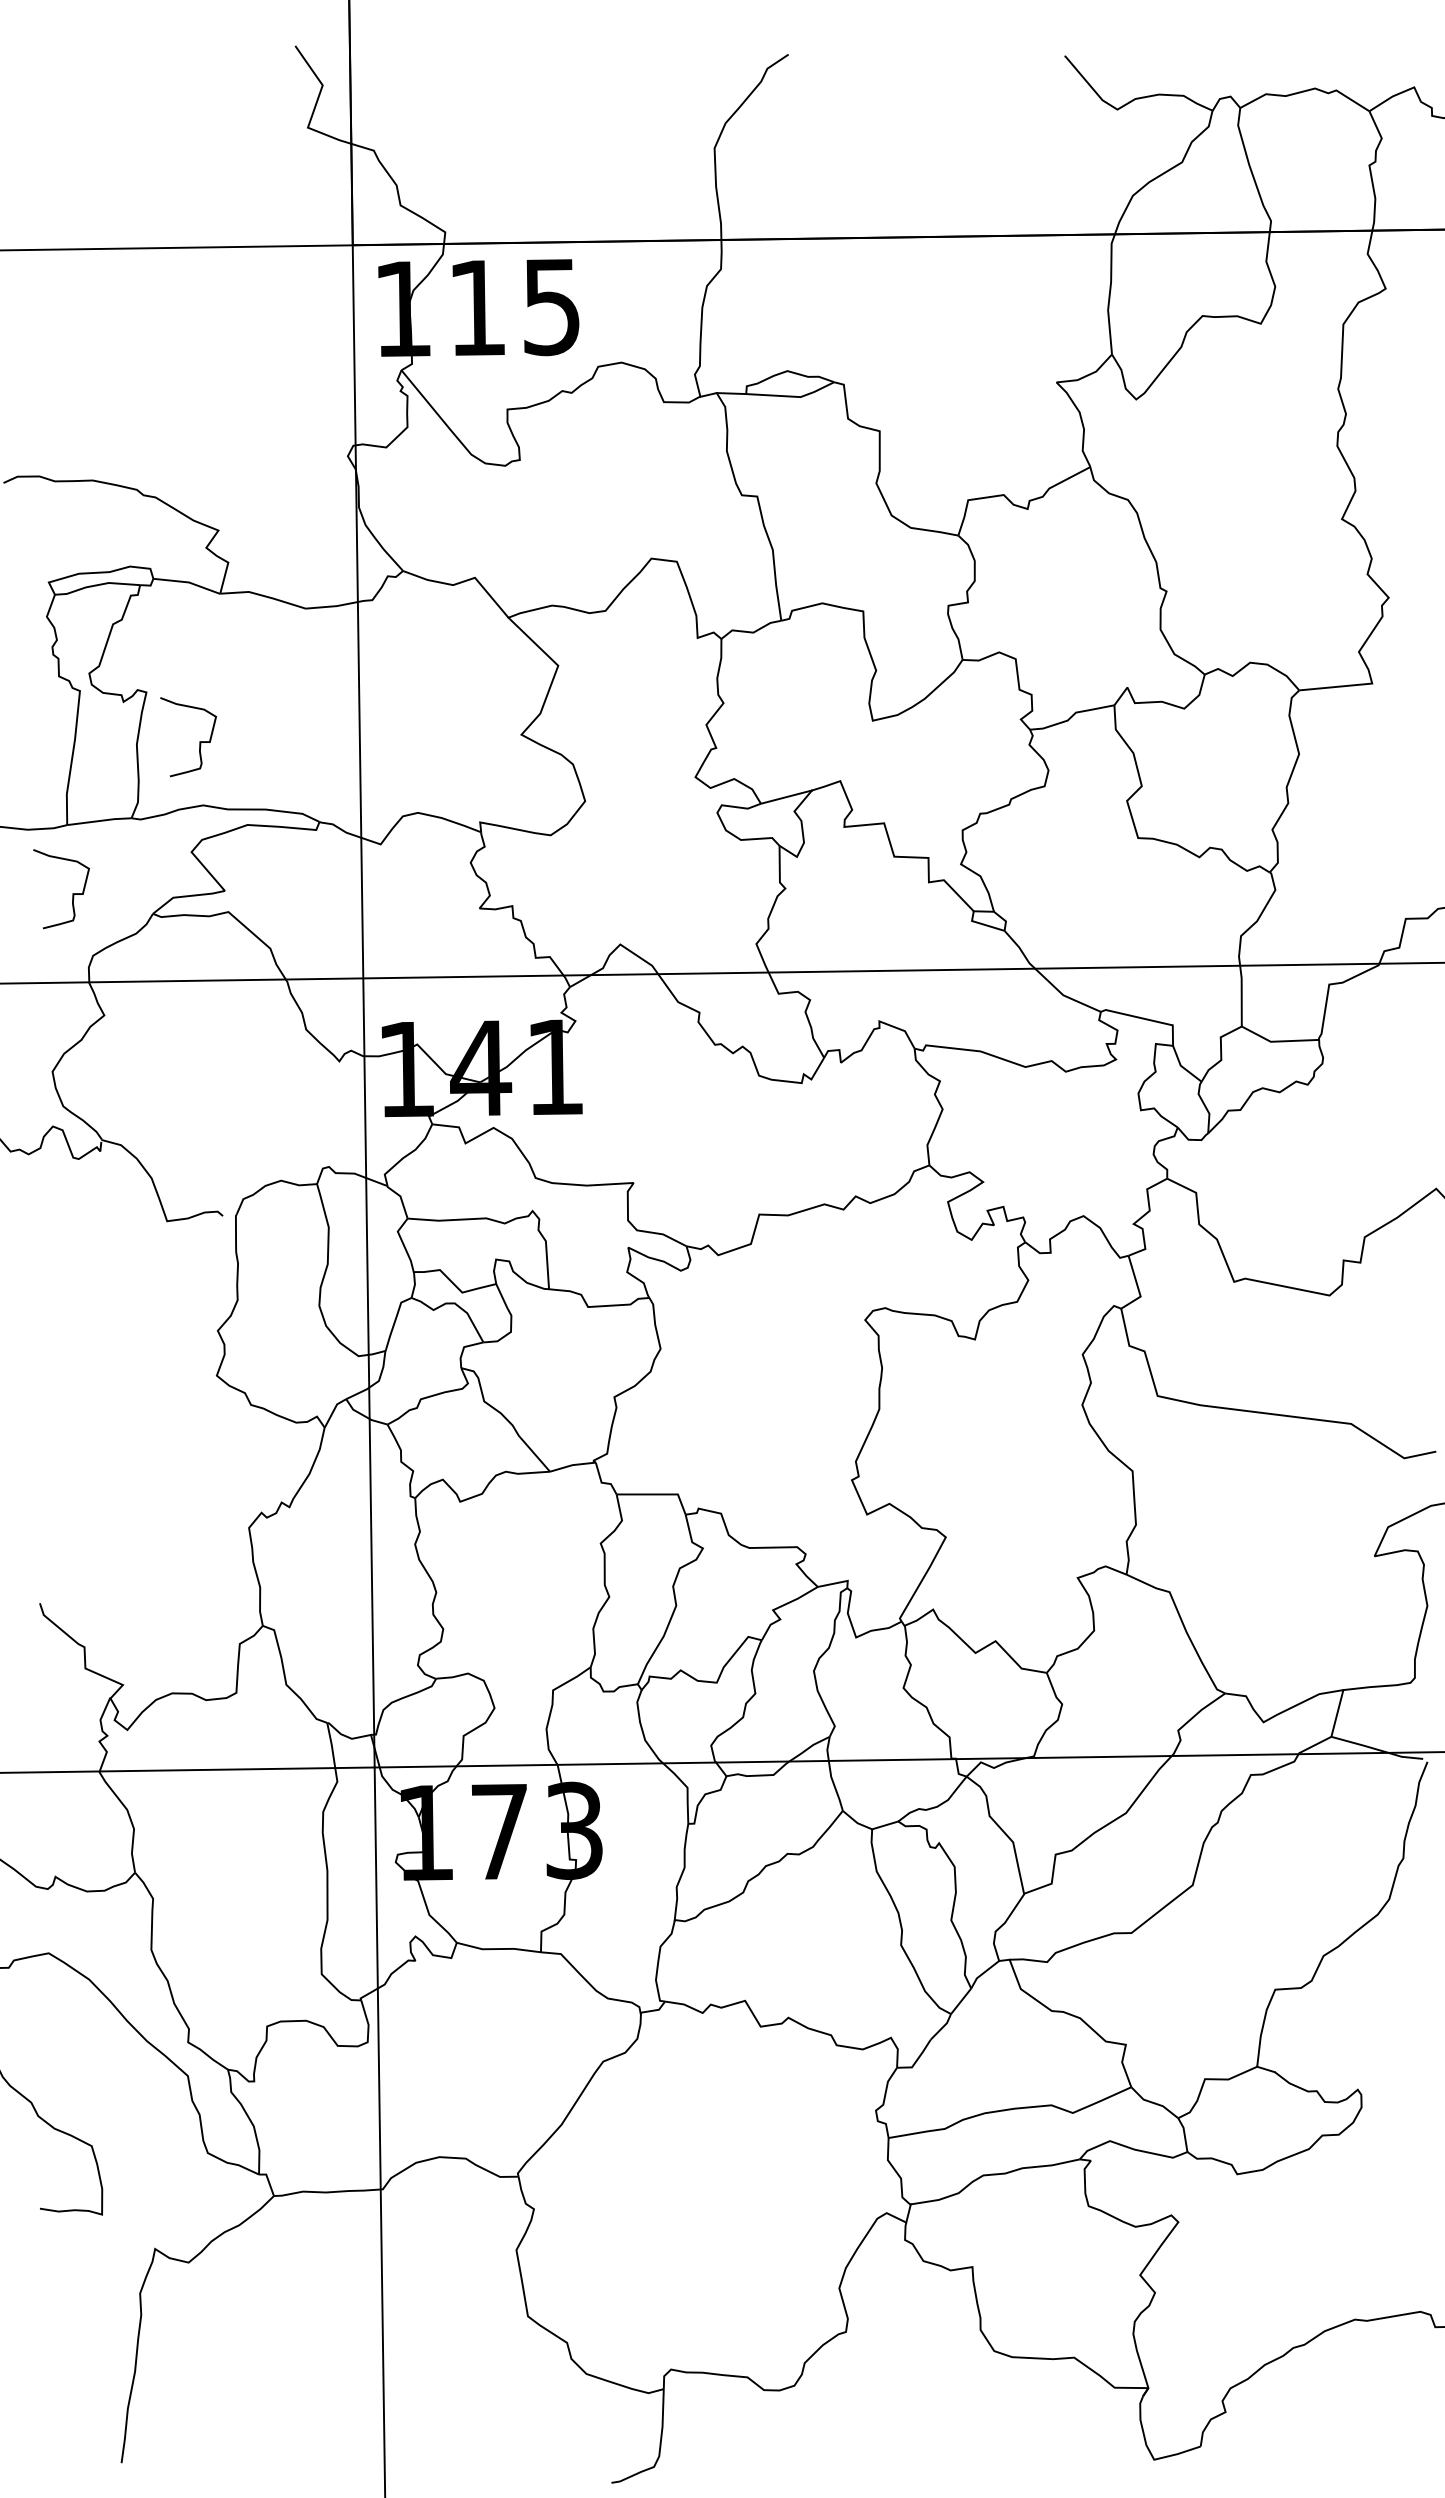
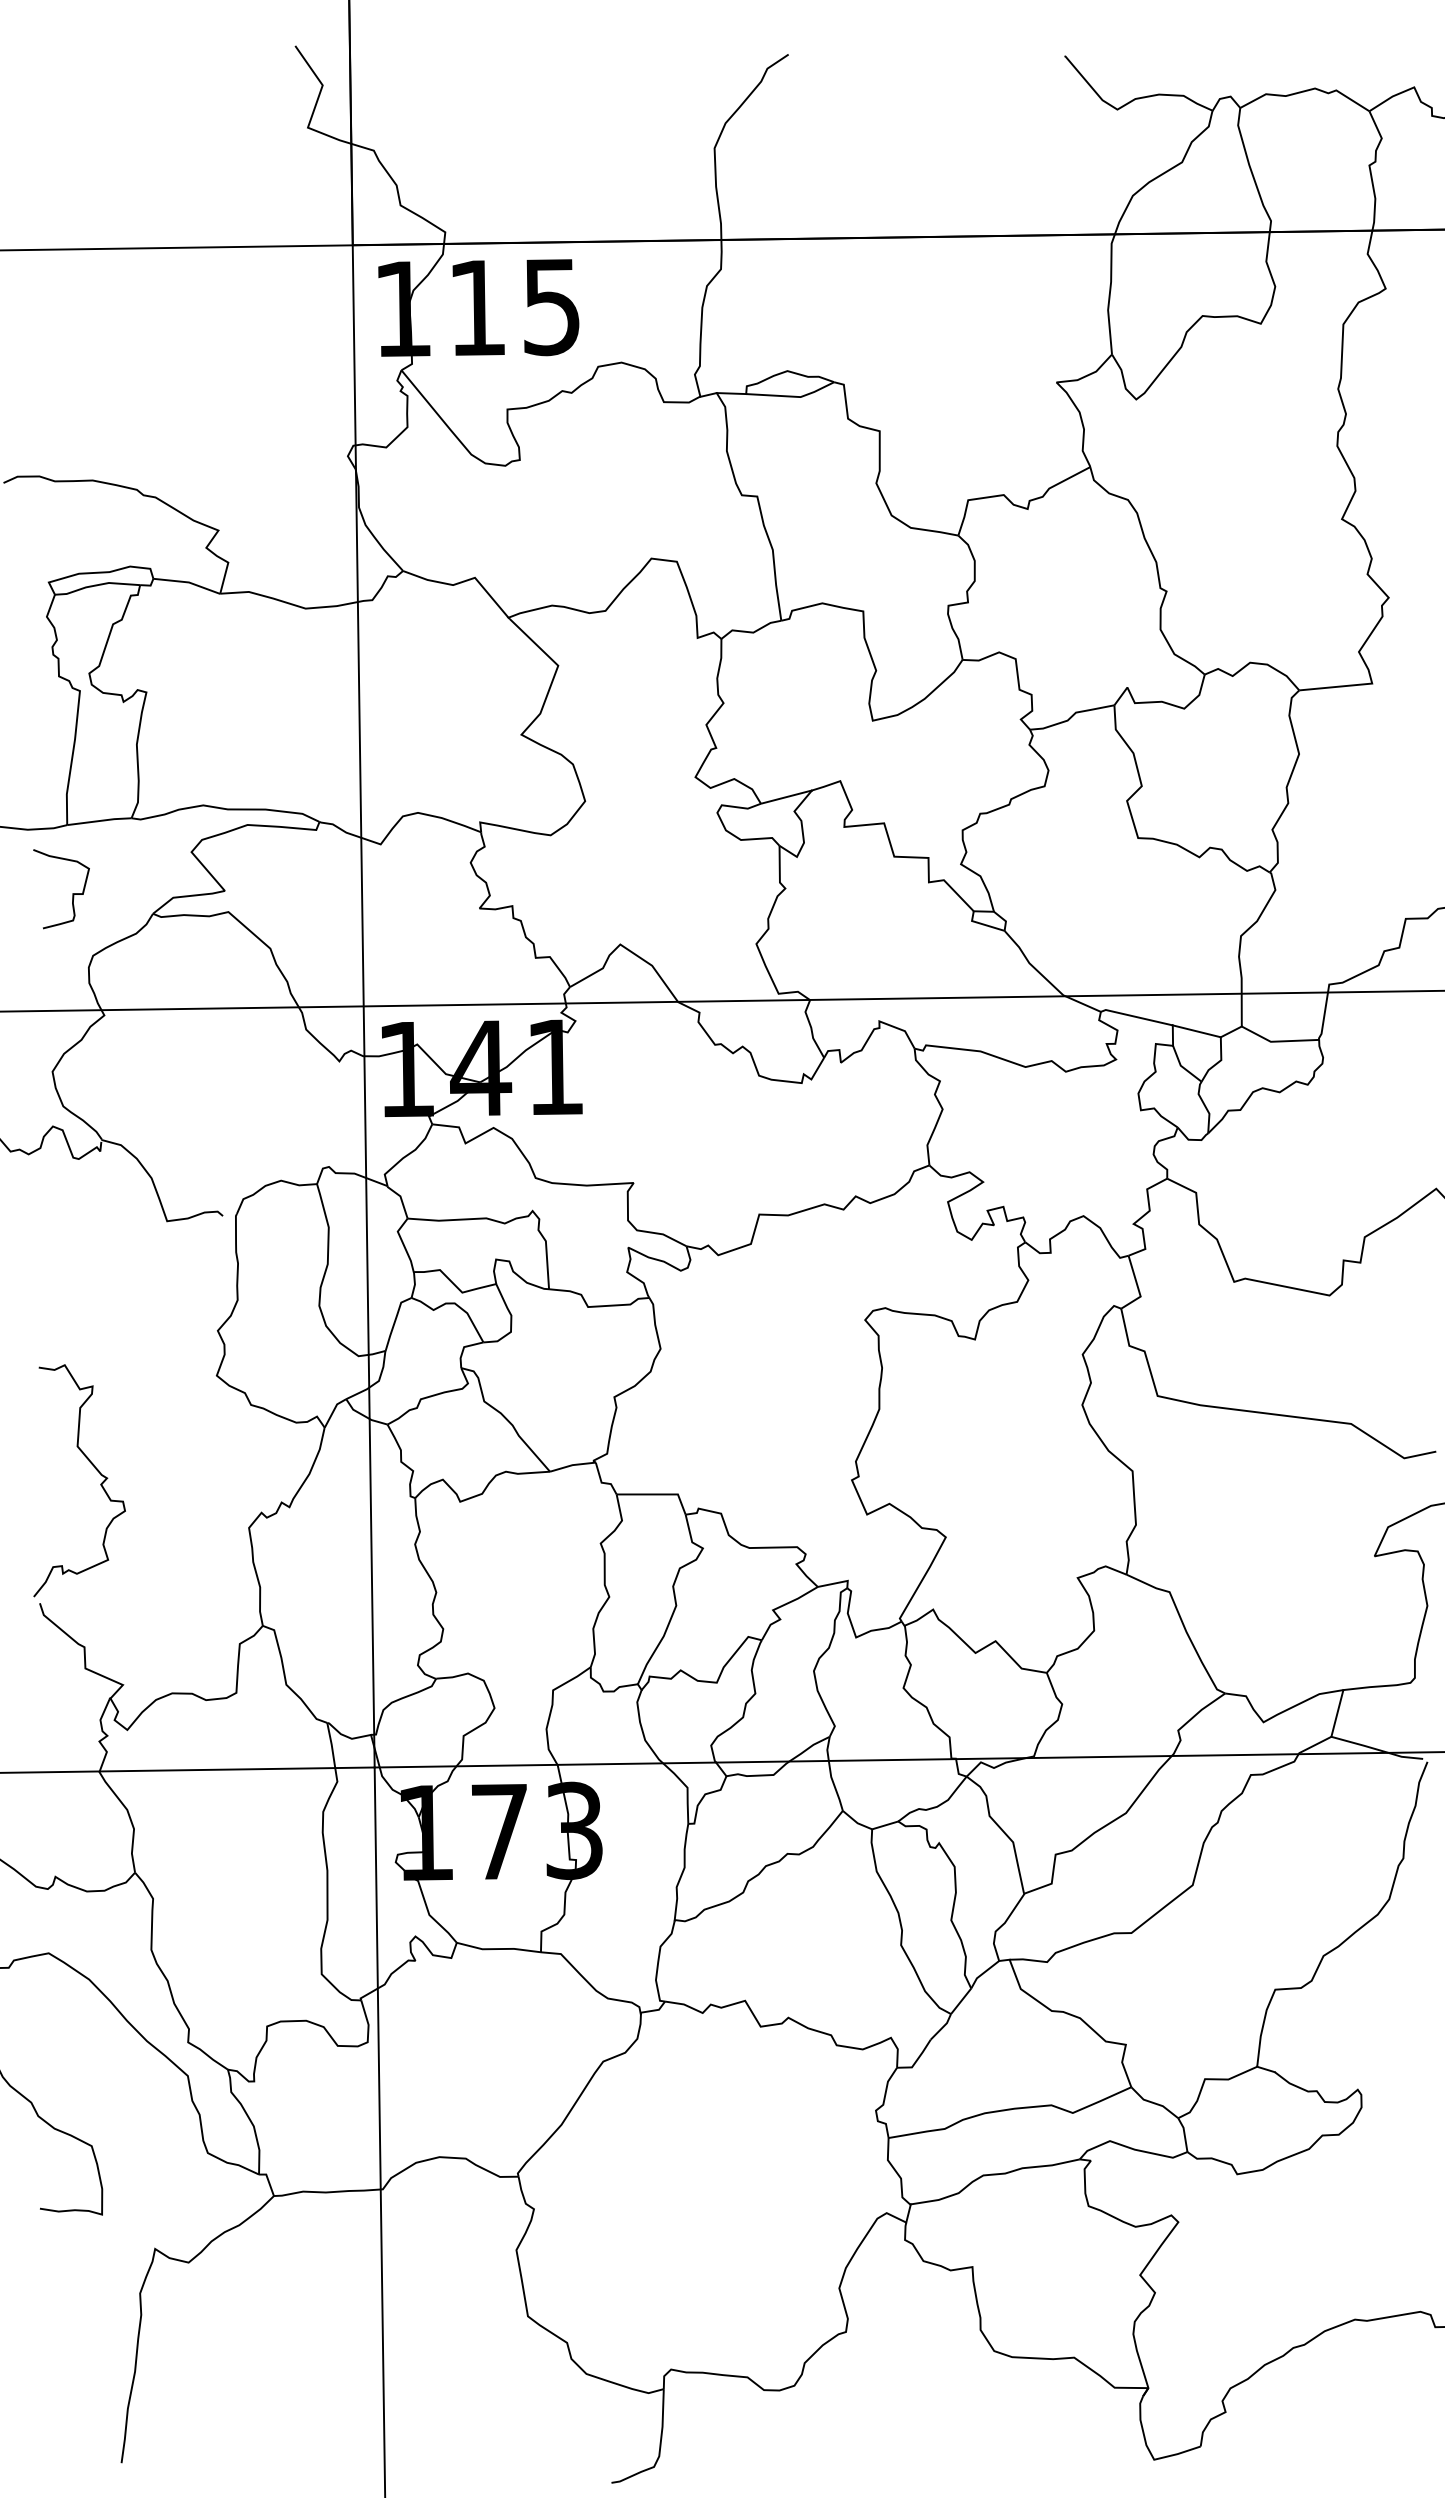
curve: present -> none (199, 741)
line position: (721, 972) -> (721, 1000) (721, 1000)
line: none -> present (1196, 1031)
curve: none -> present (95, 1469)
